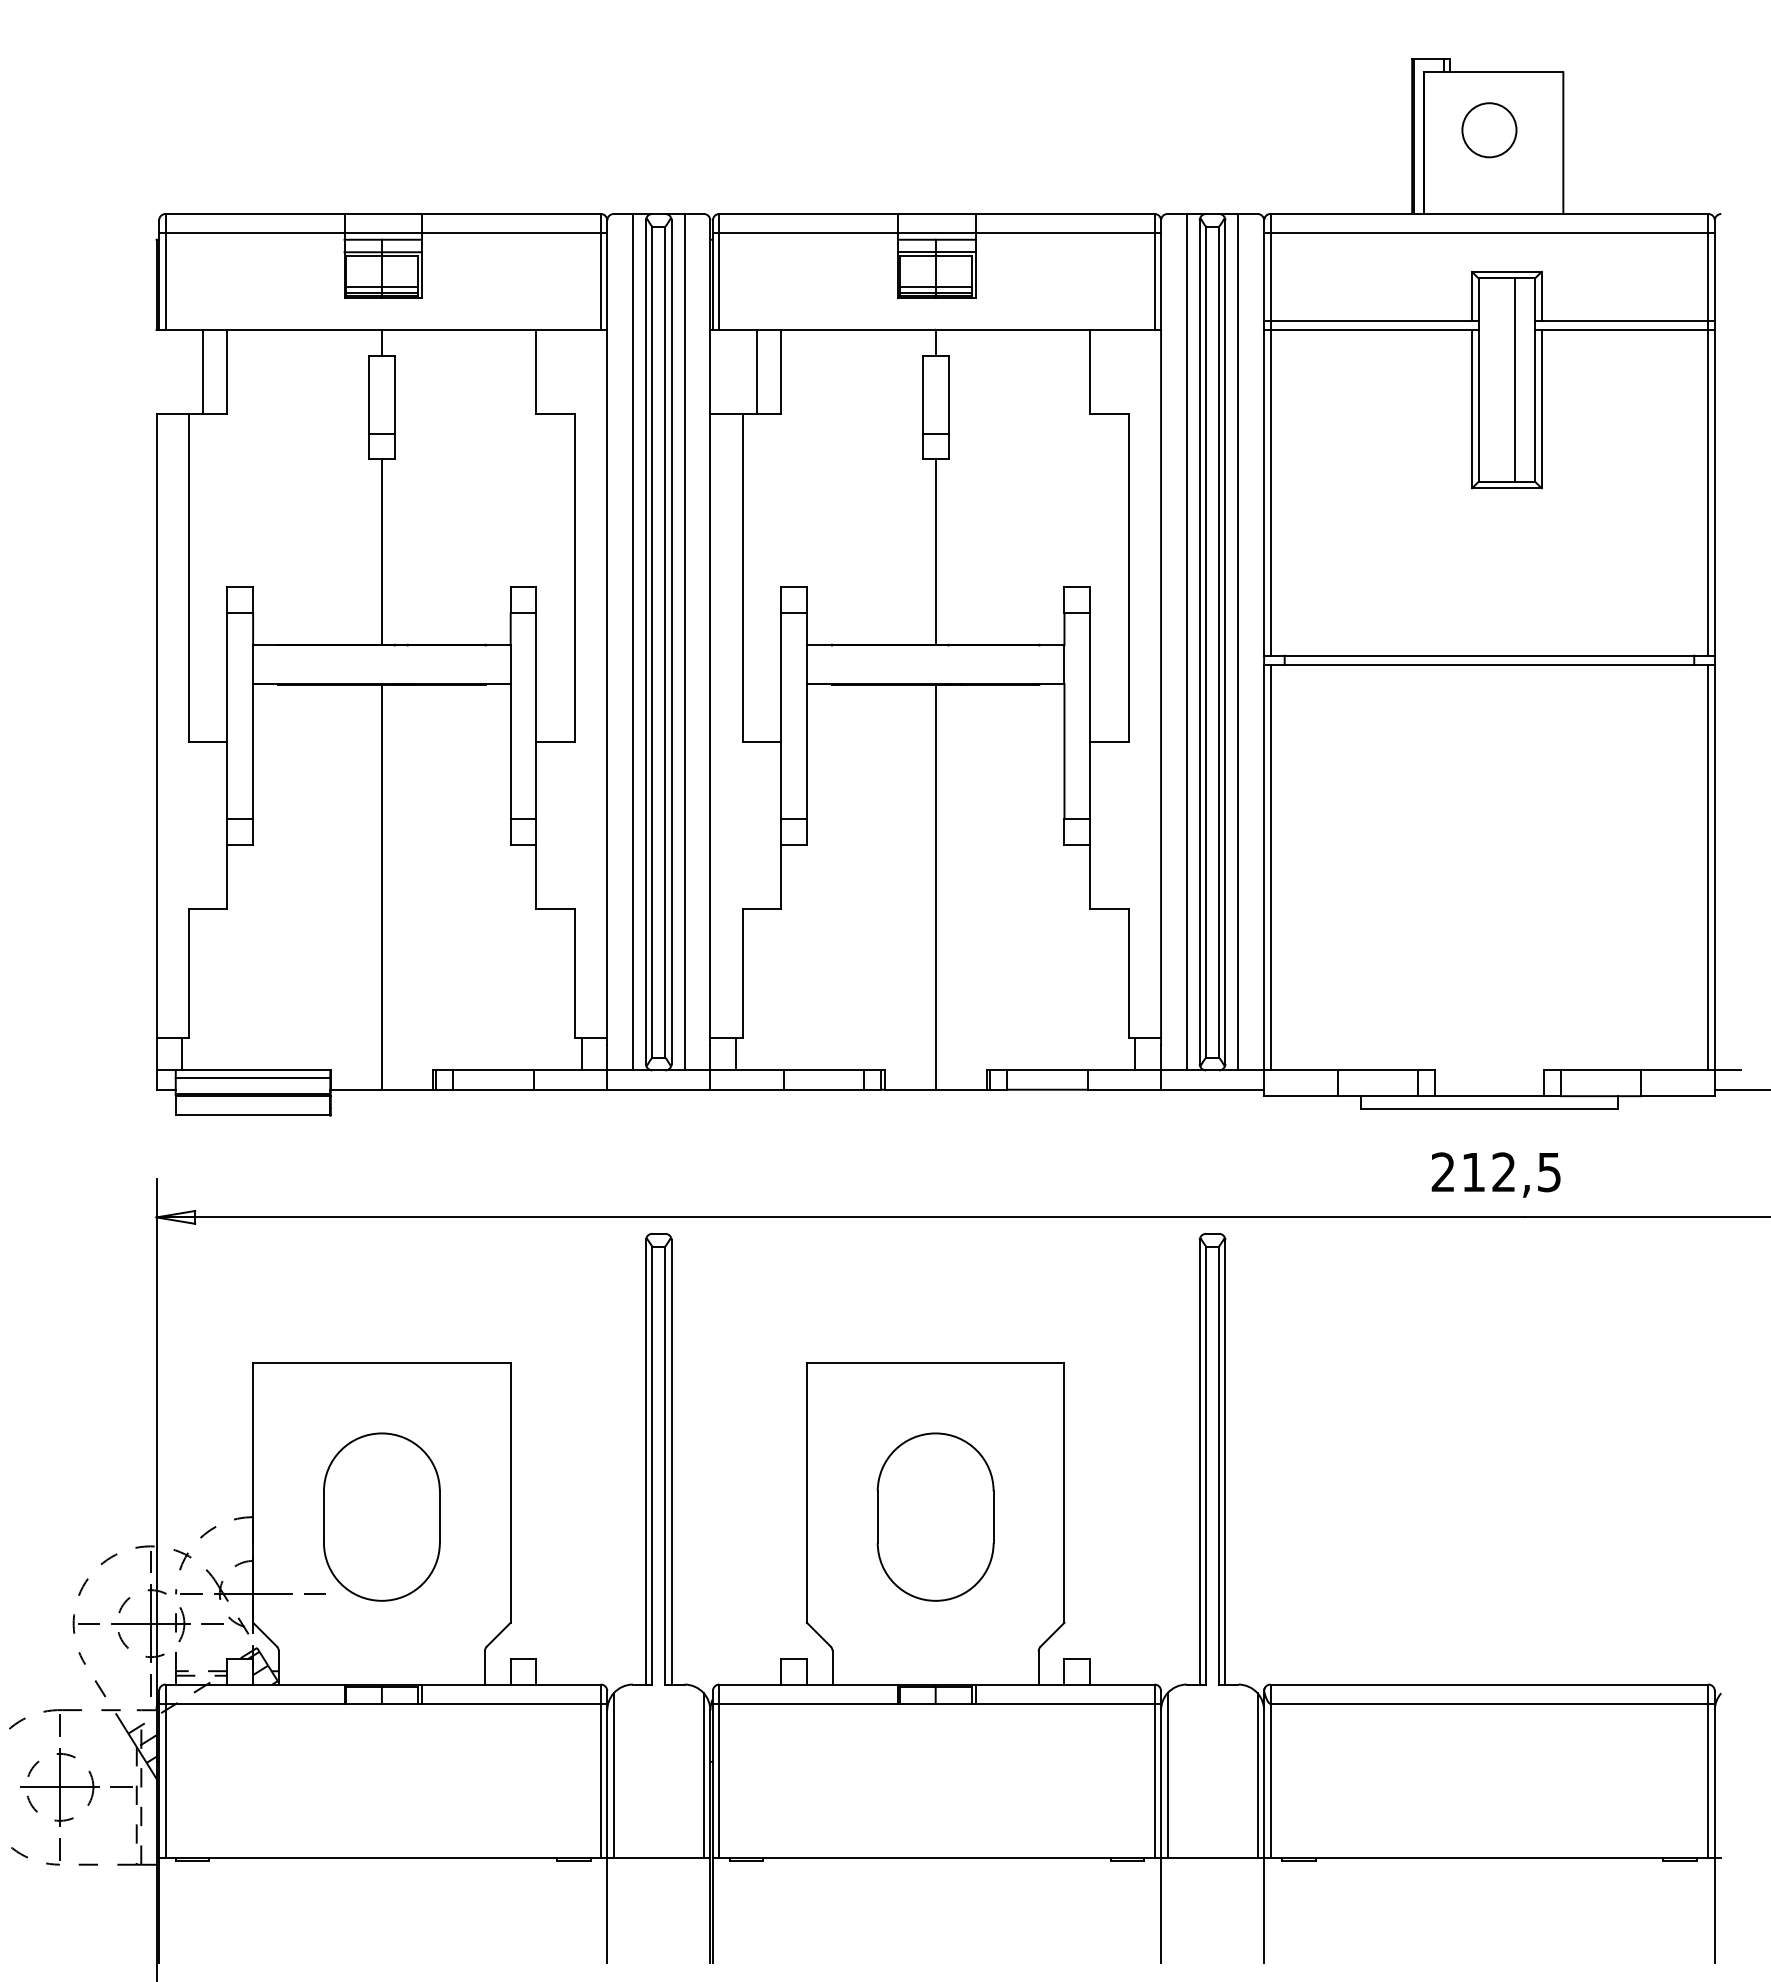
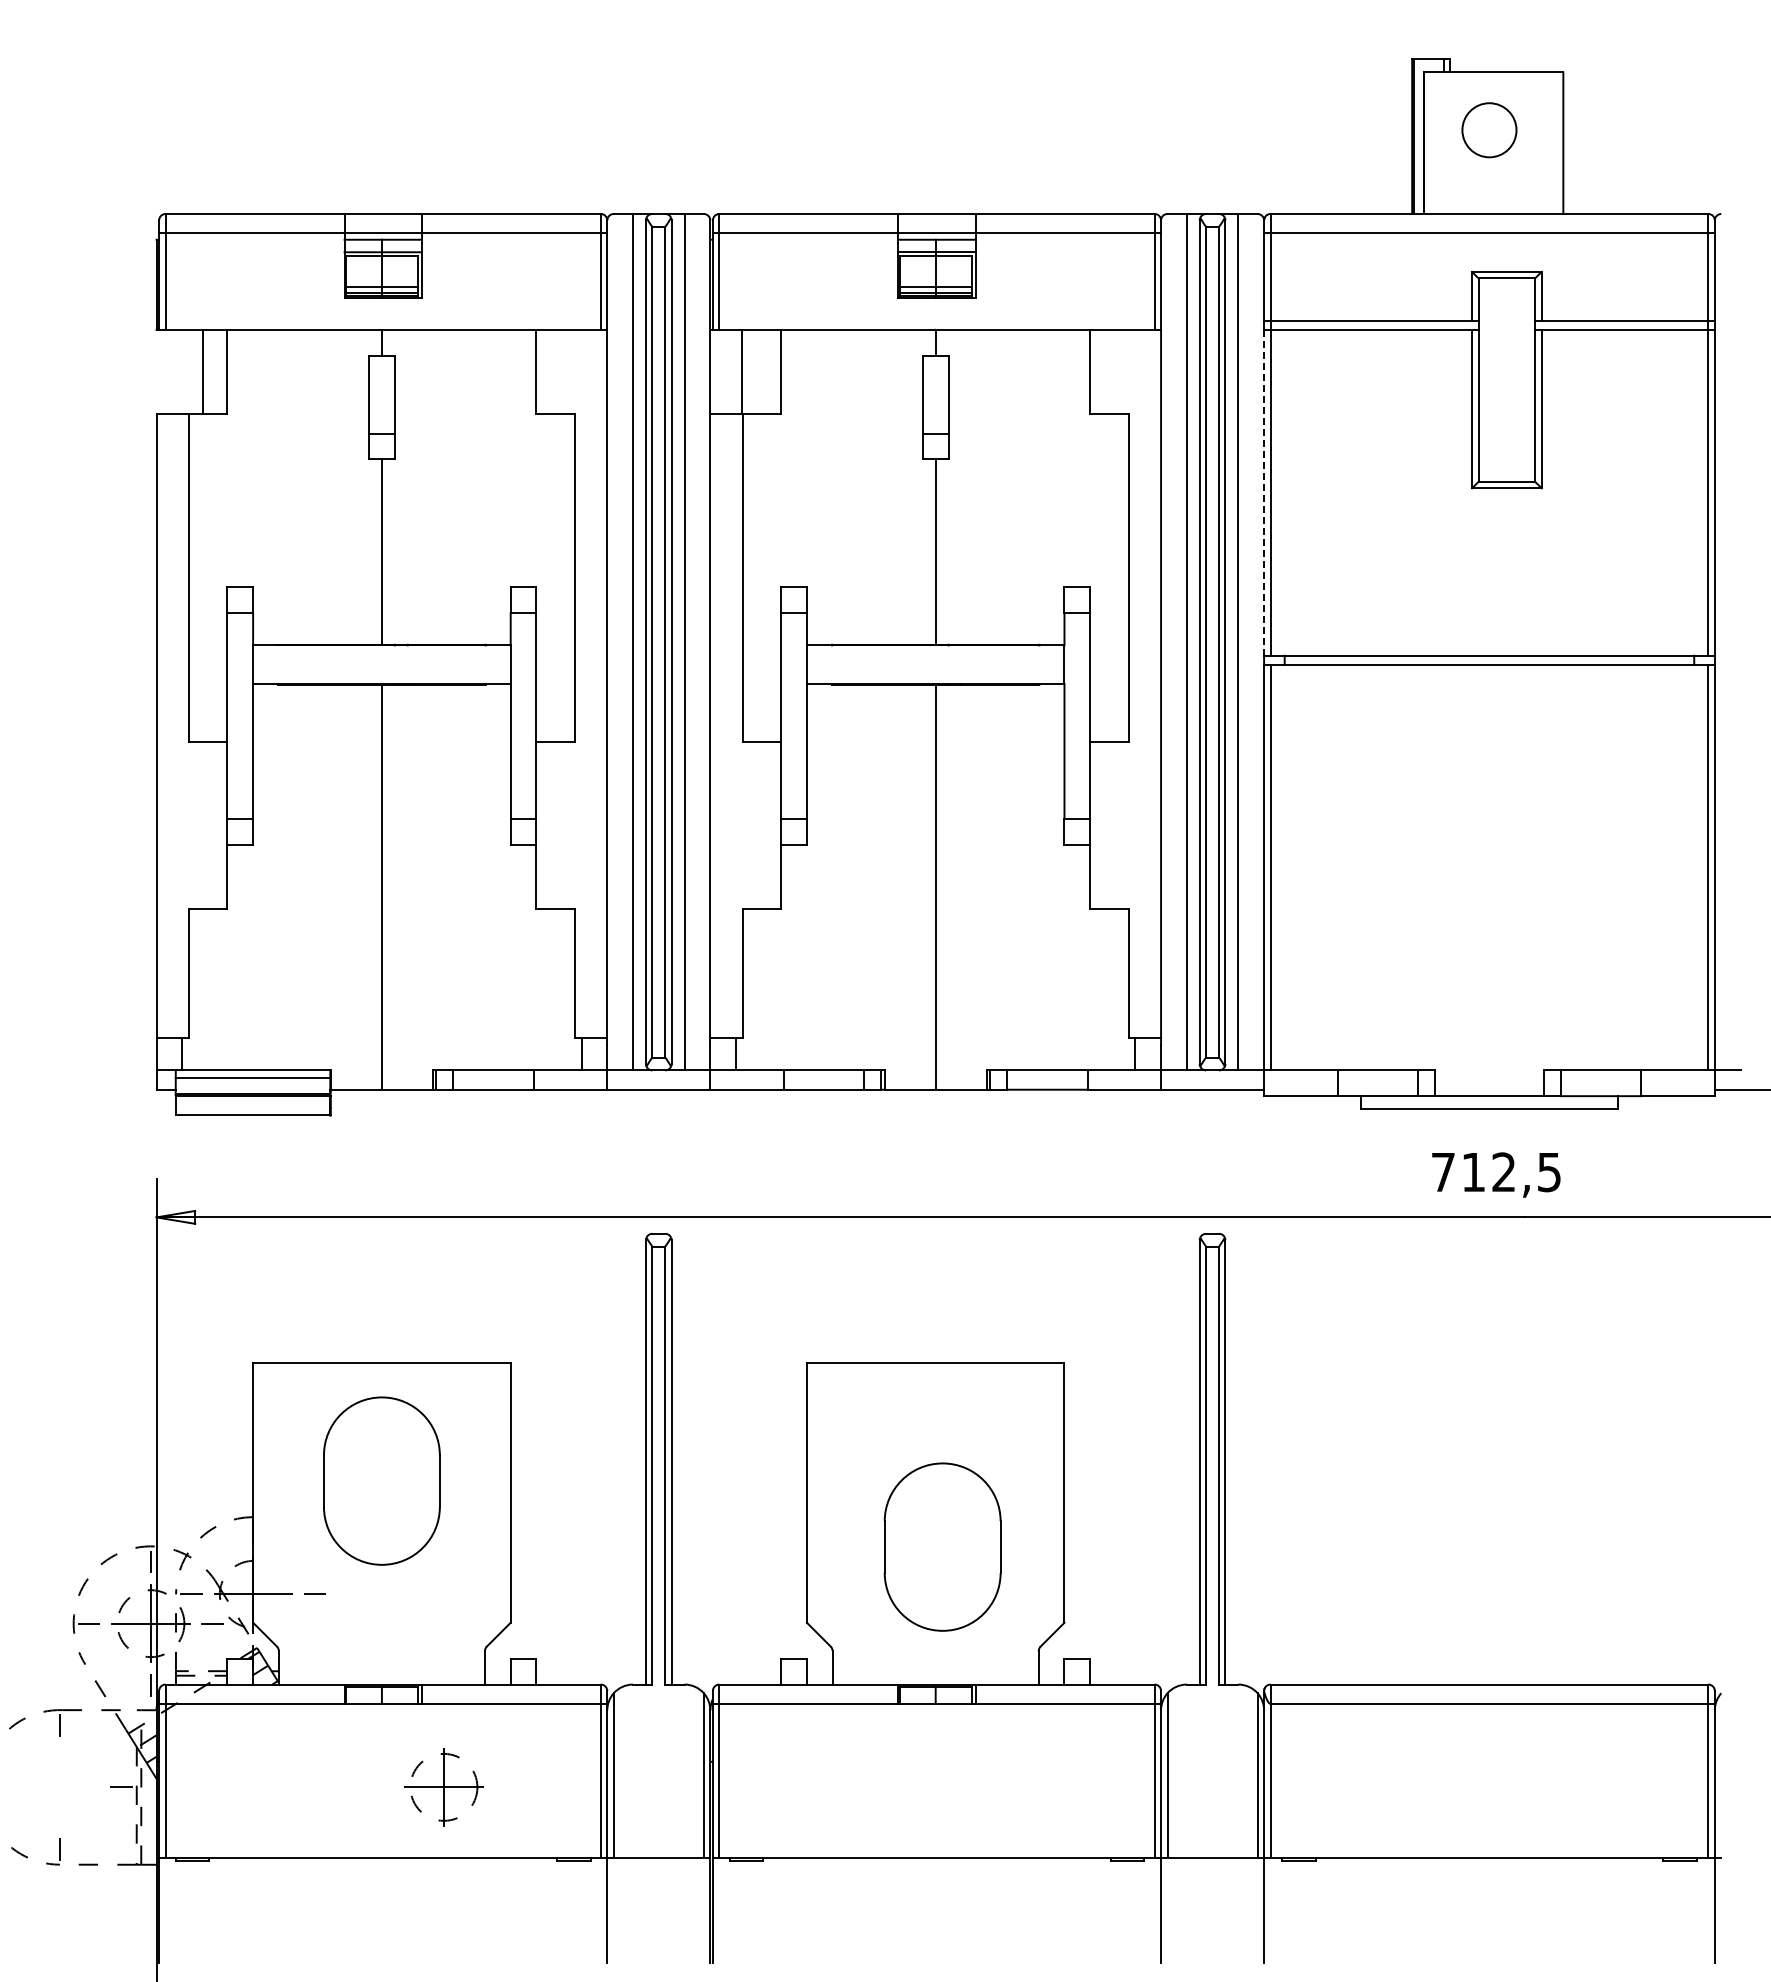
line position: (756, 371) -> (741, 371) (741, 371)
line: present -> none (1515, 379)
line: solid -> dashed (1264, 492)
text: 212,5 -> 712,5 (1442, 1171)
part position: (381, 1516) -> (381, 1480) (381, 1480)
part position: (935, 1516) -> (942, 1546) (942, 1546)
part position: (59, 1787) -> (443, 1787) (443, 1787)
